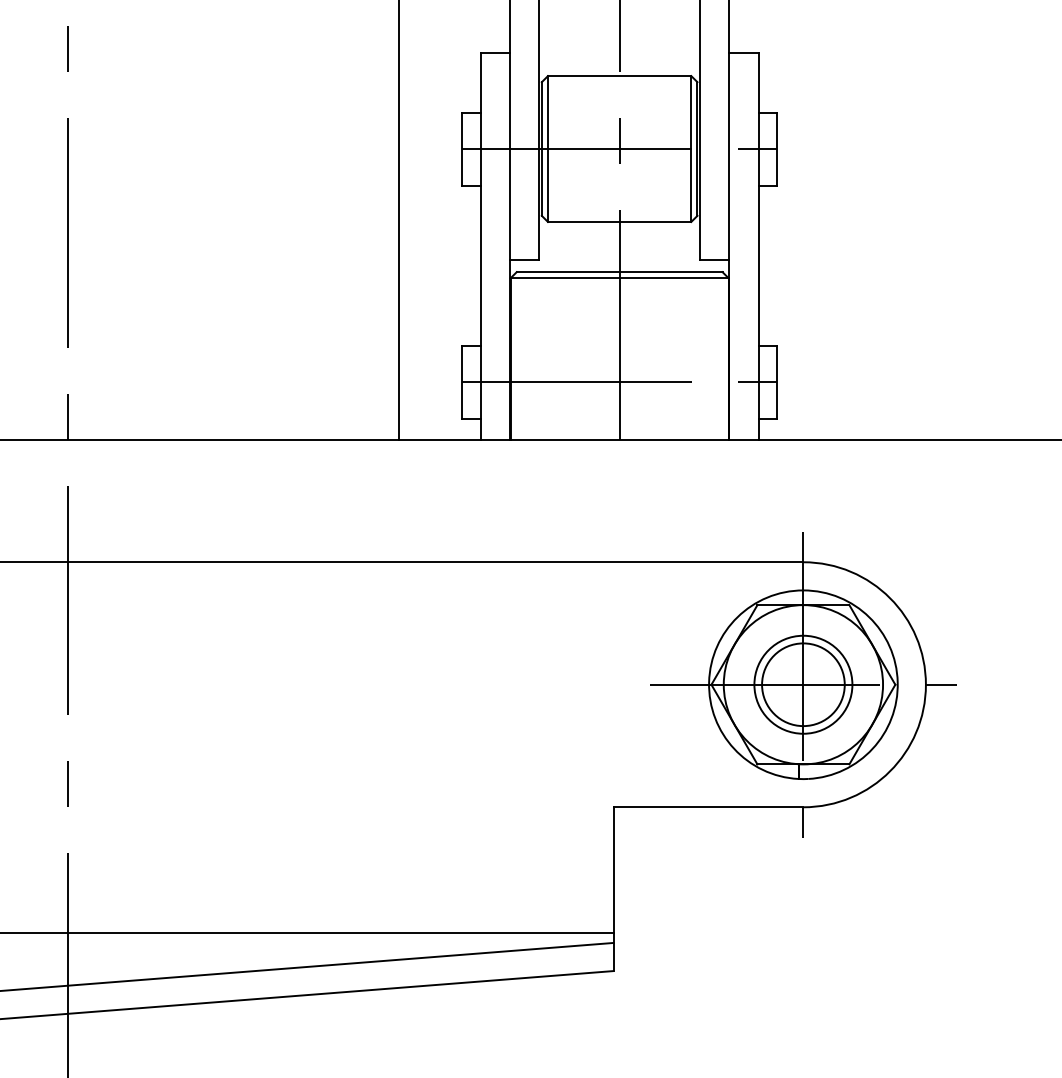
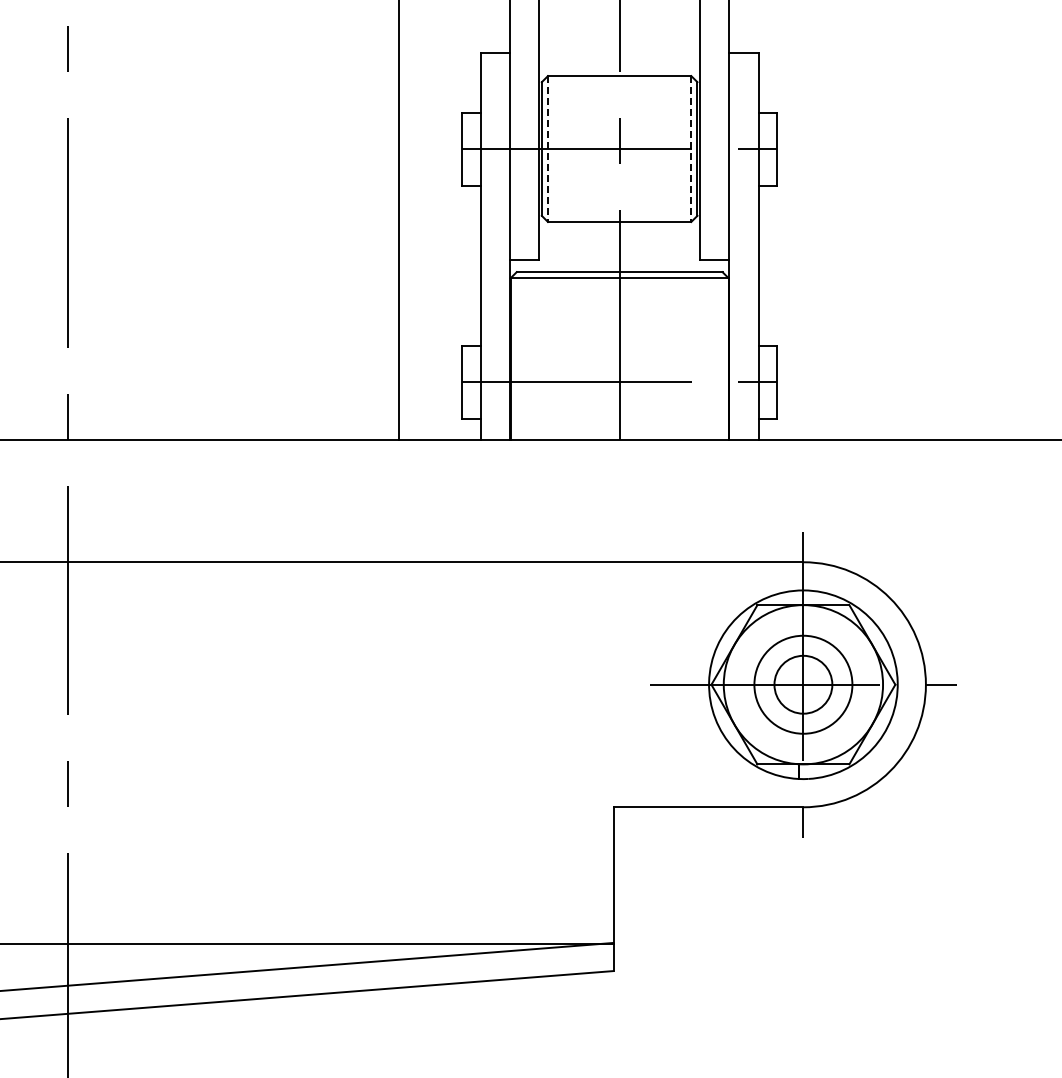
line: solid -> dashed (547, 149)
line: solid -> dashed (691, 149)
circle diameter: 83 px -> 58 px (803, 684)
line position: (307, 933) -> (307, 944) (307, 944)
